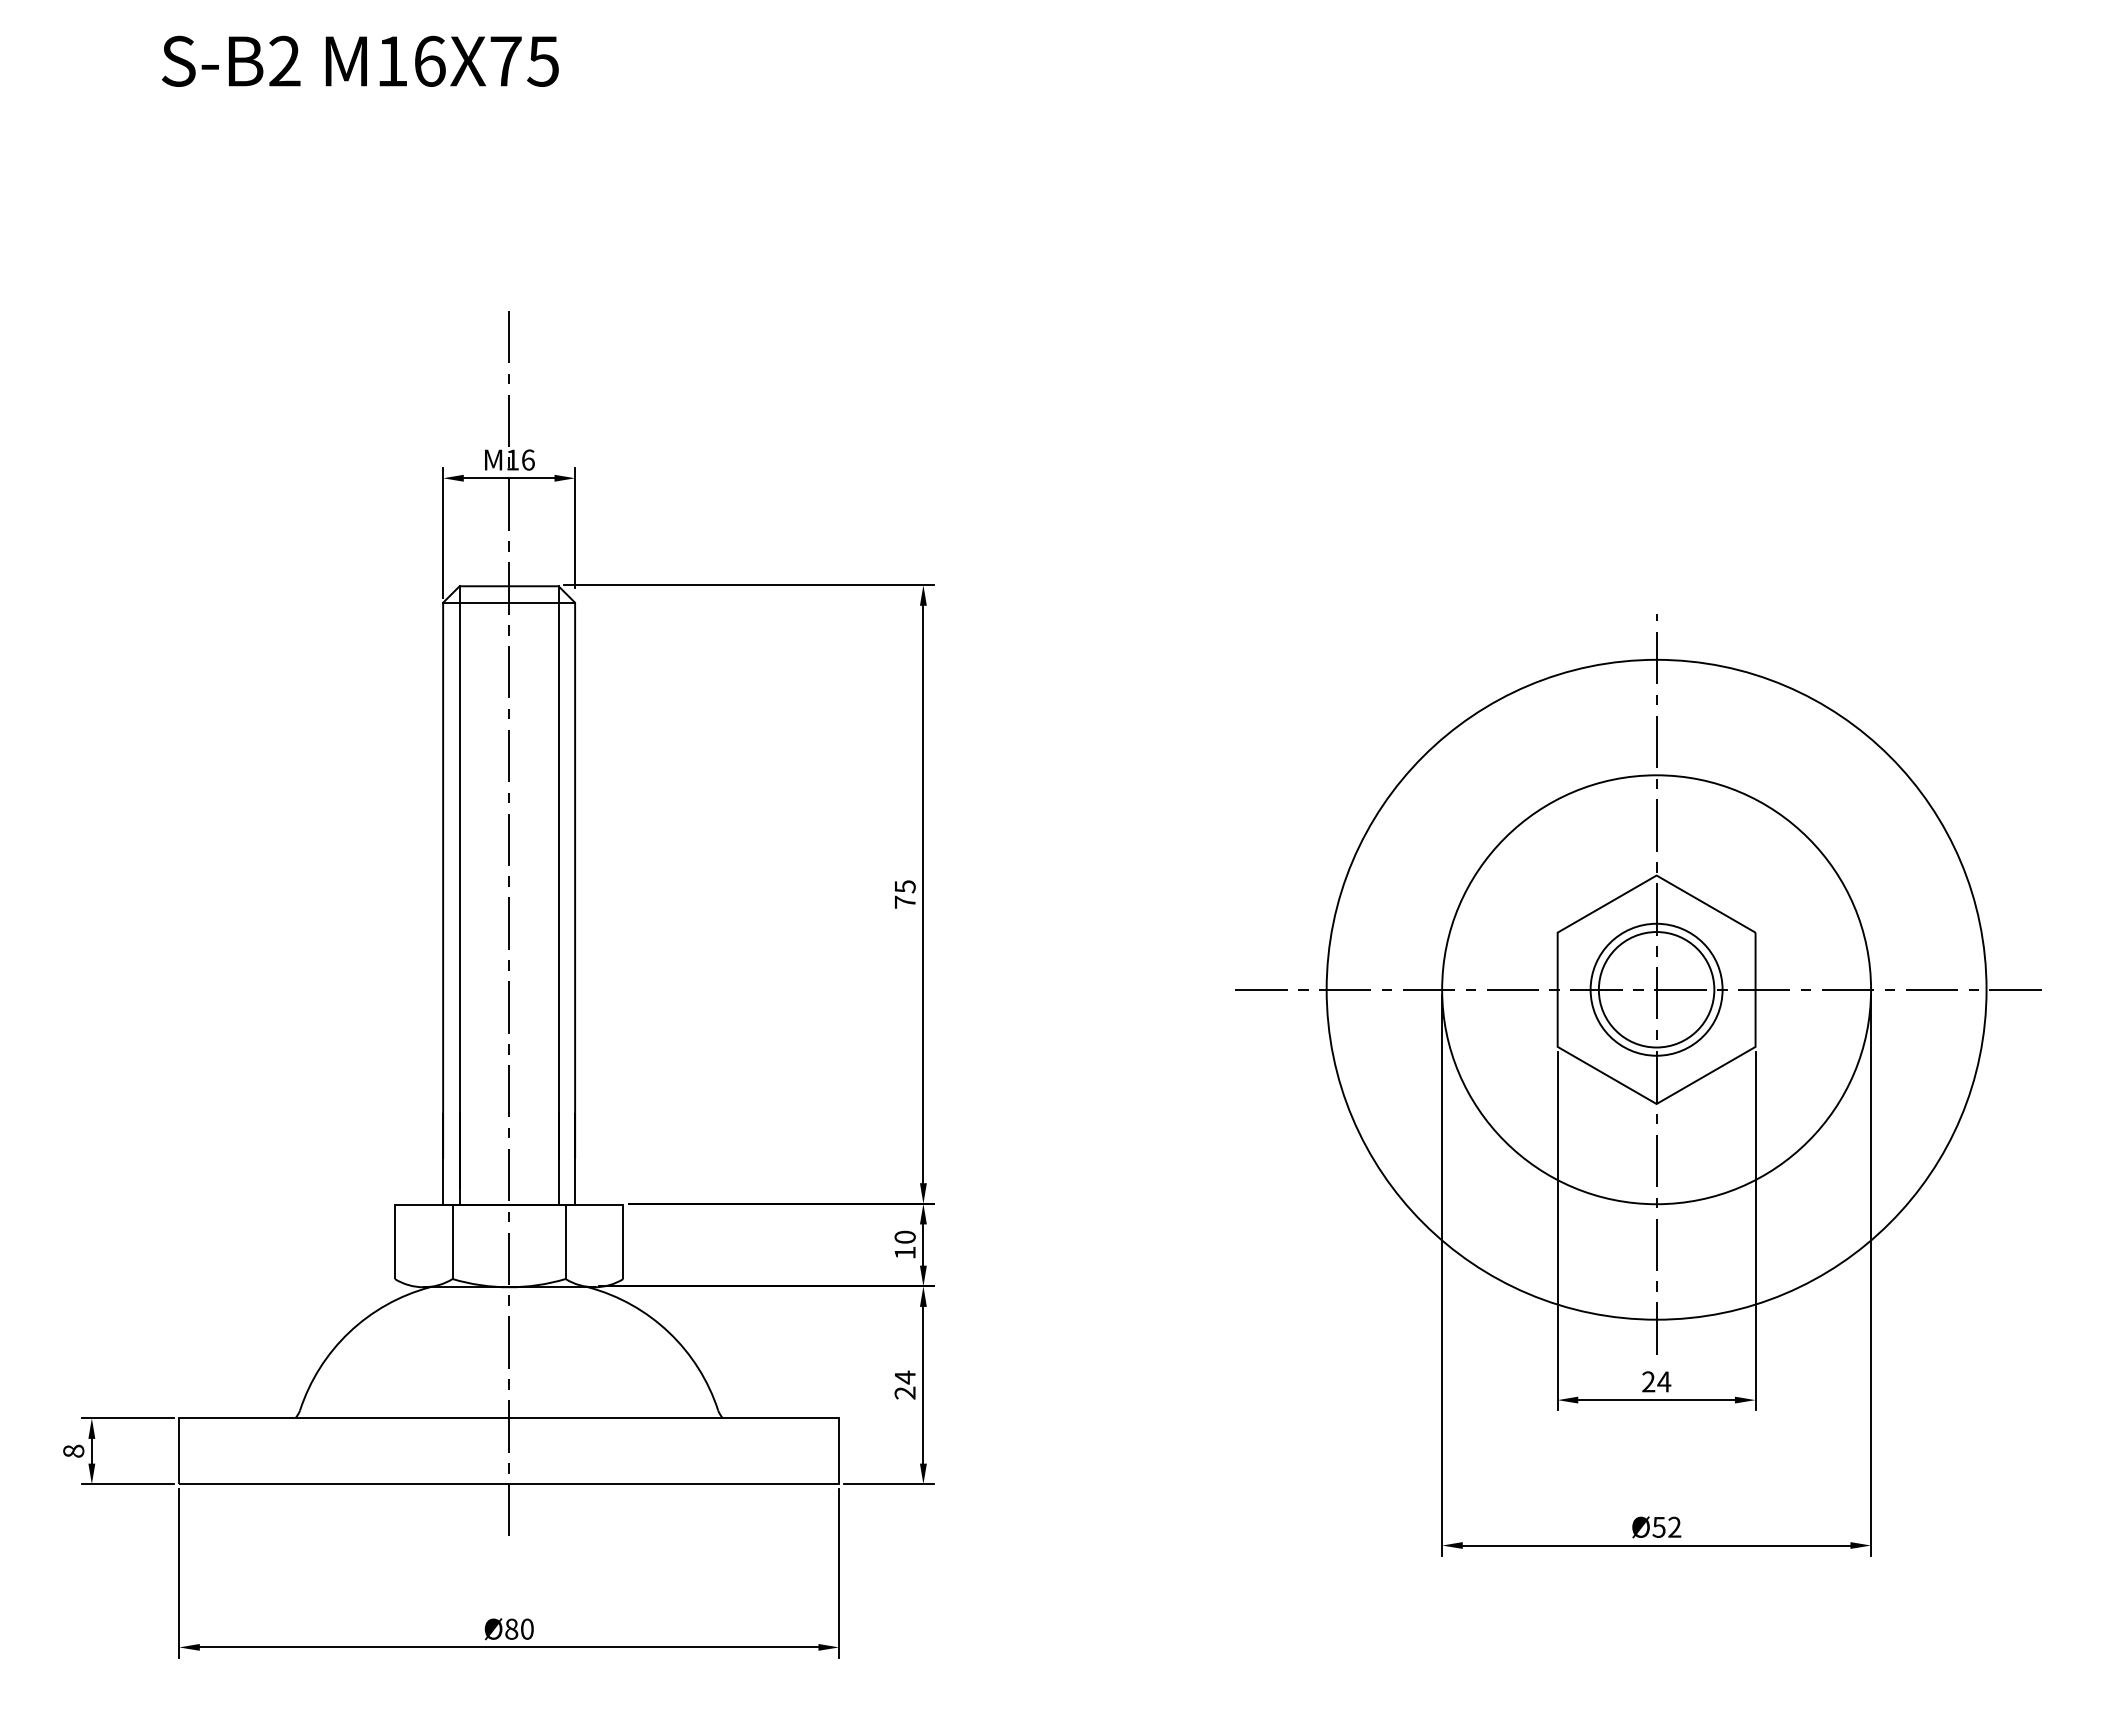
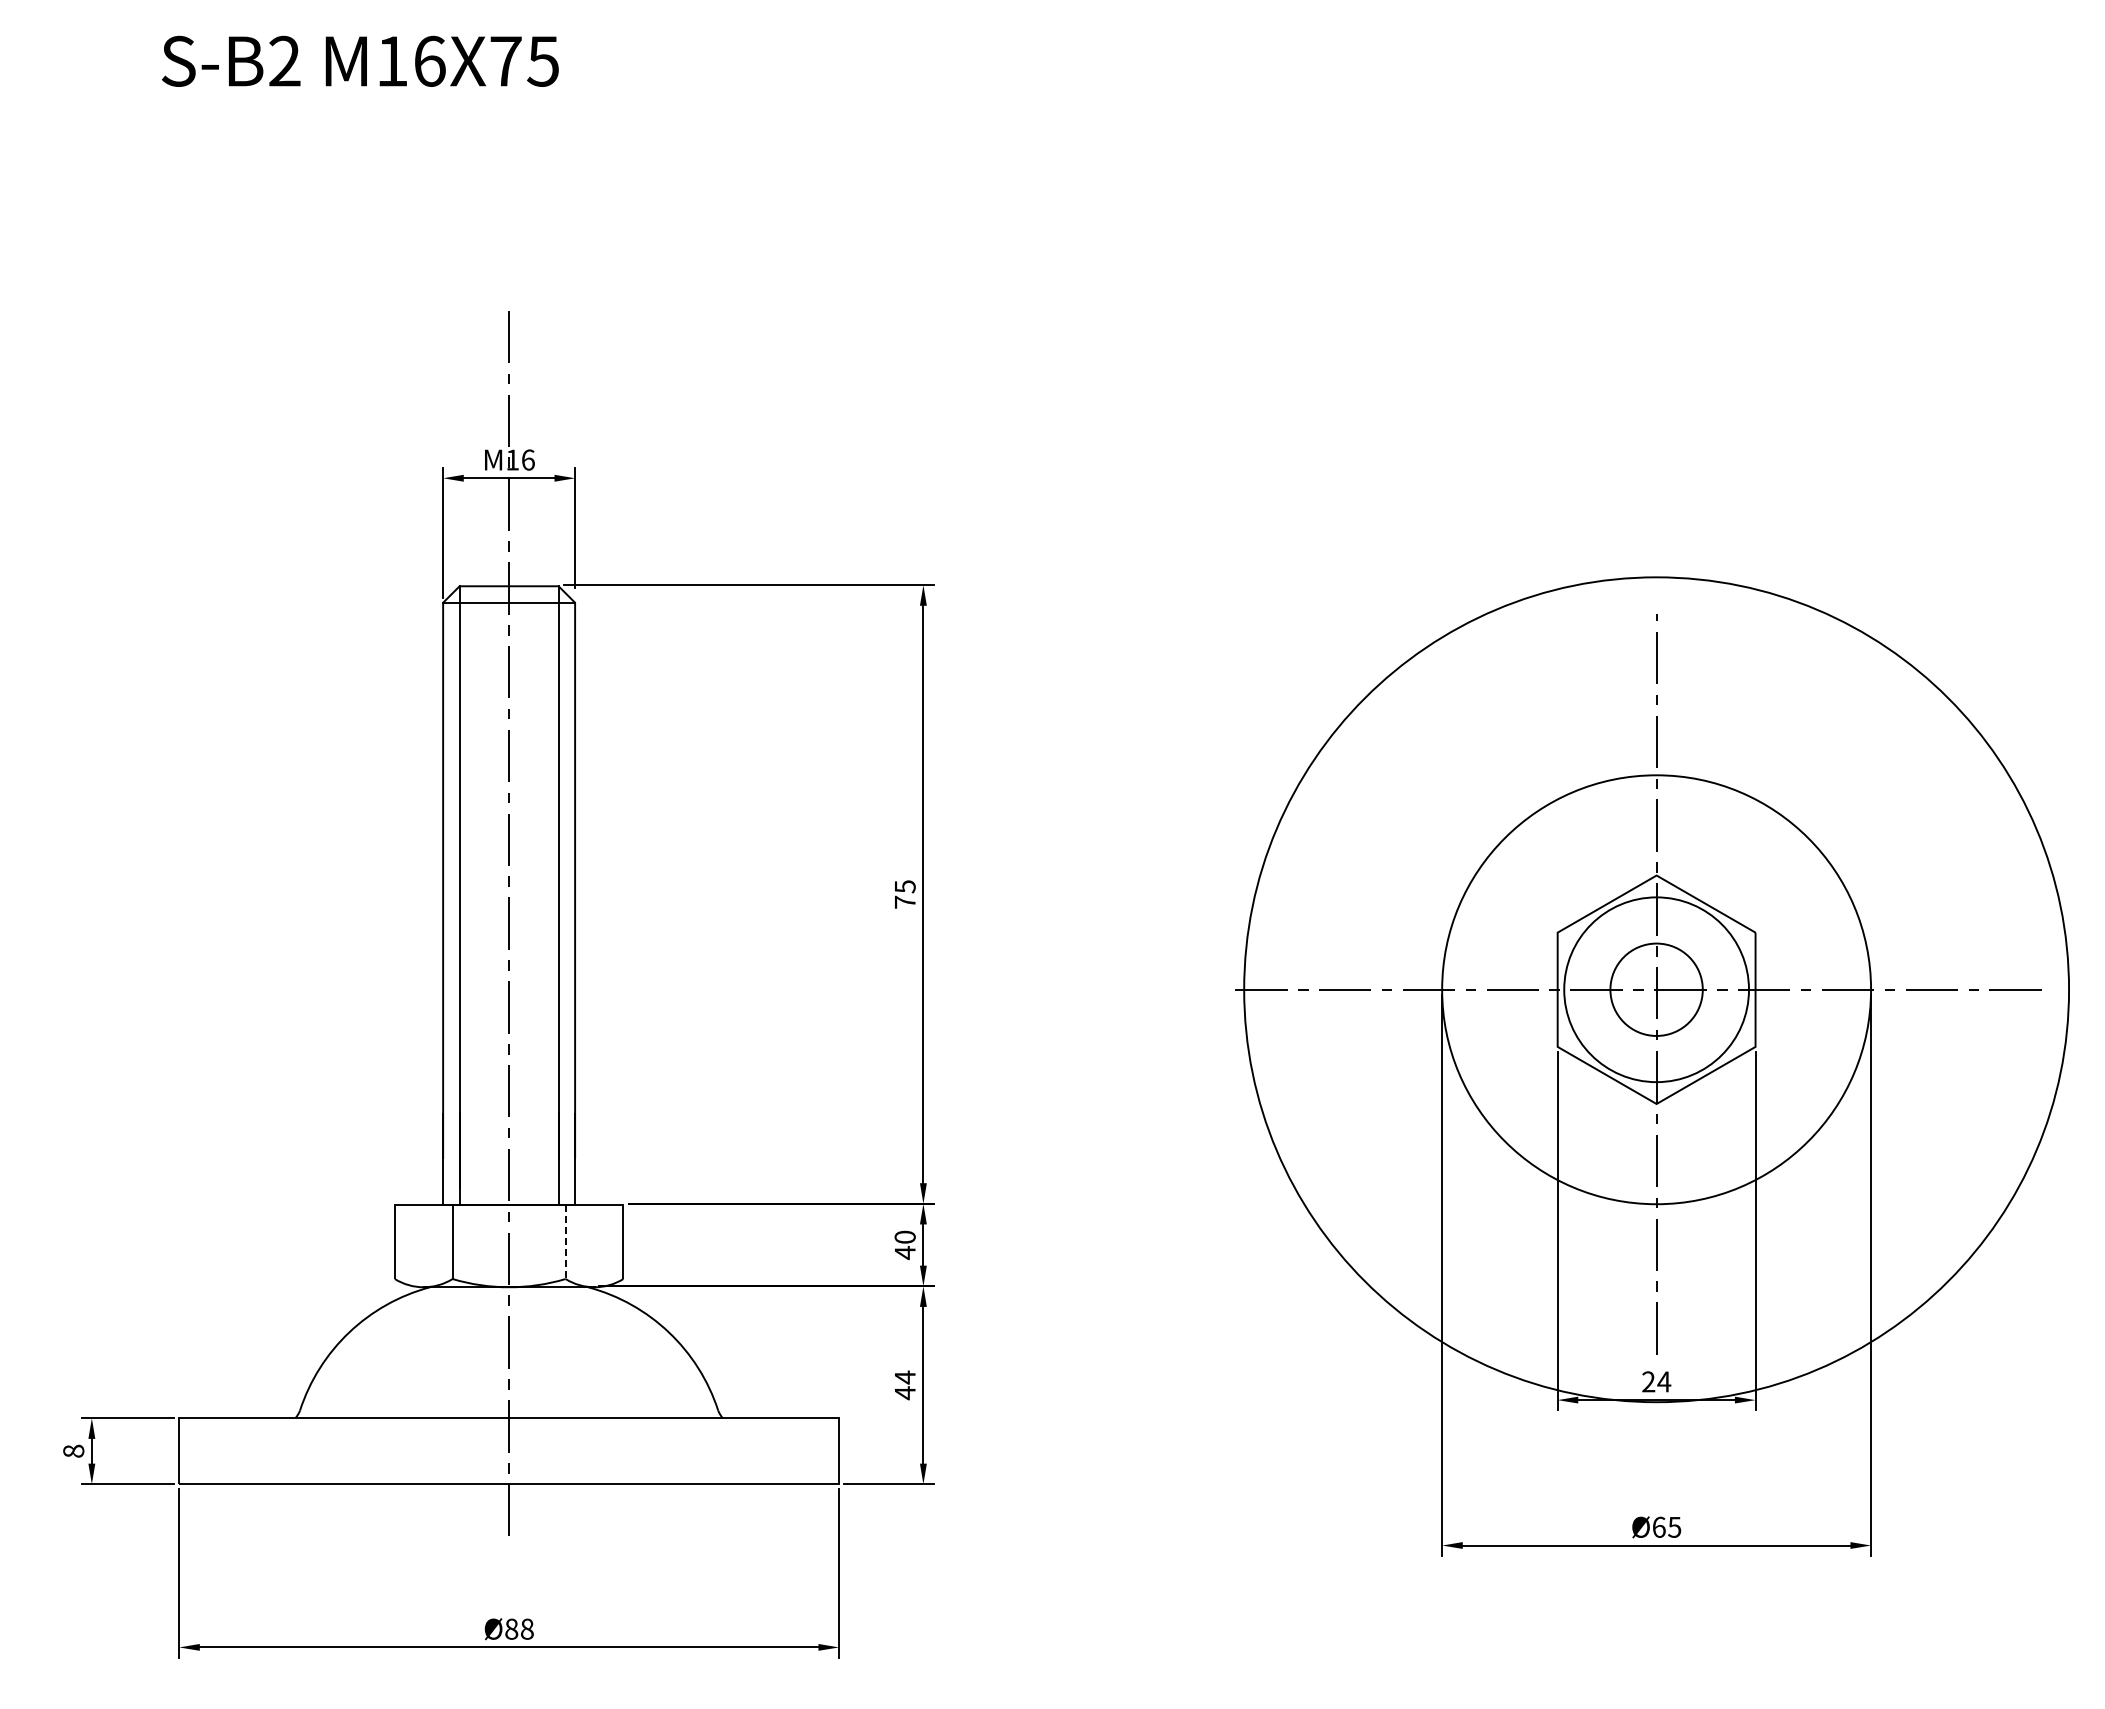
circle diameter: 115 px -> 92 px (1656, 989)
circle diameter: 132 px -> 185 px (1656, 989)
circle diameter: 660 px -> 825 px (1656, 989)
line: solid -> dashed (565, 1242)
text: 10 -> 40 (905, 1253)
text: 24 -> 44 (904, 1393)
text: Ø52 -> Ø65 (1666, 1526)
text: Ø80 -> Ø88 (527, 1629)
